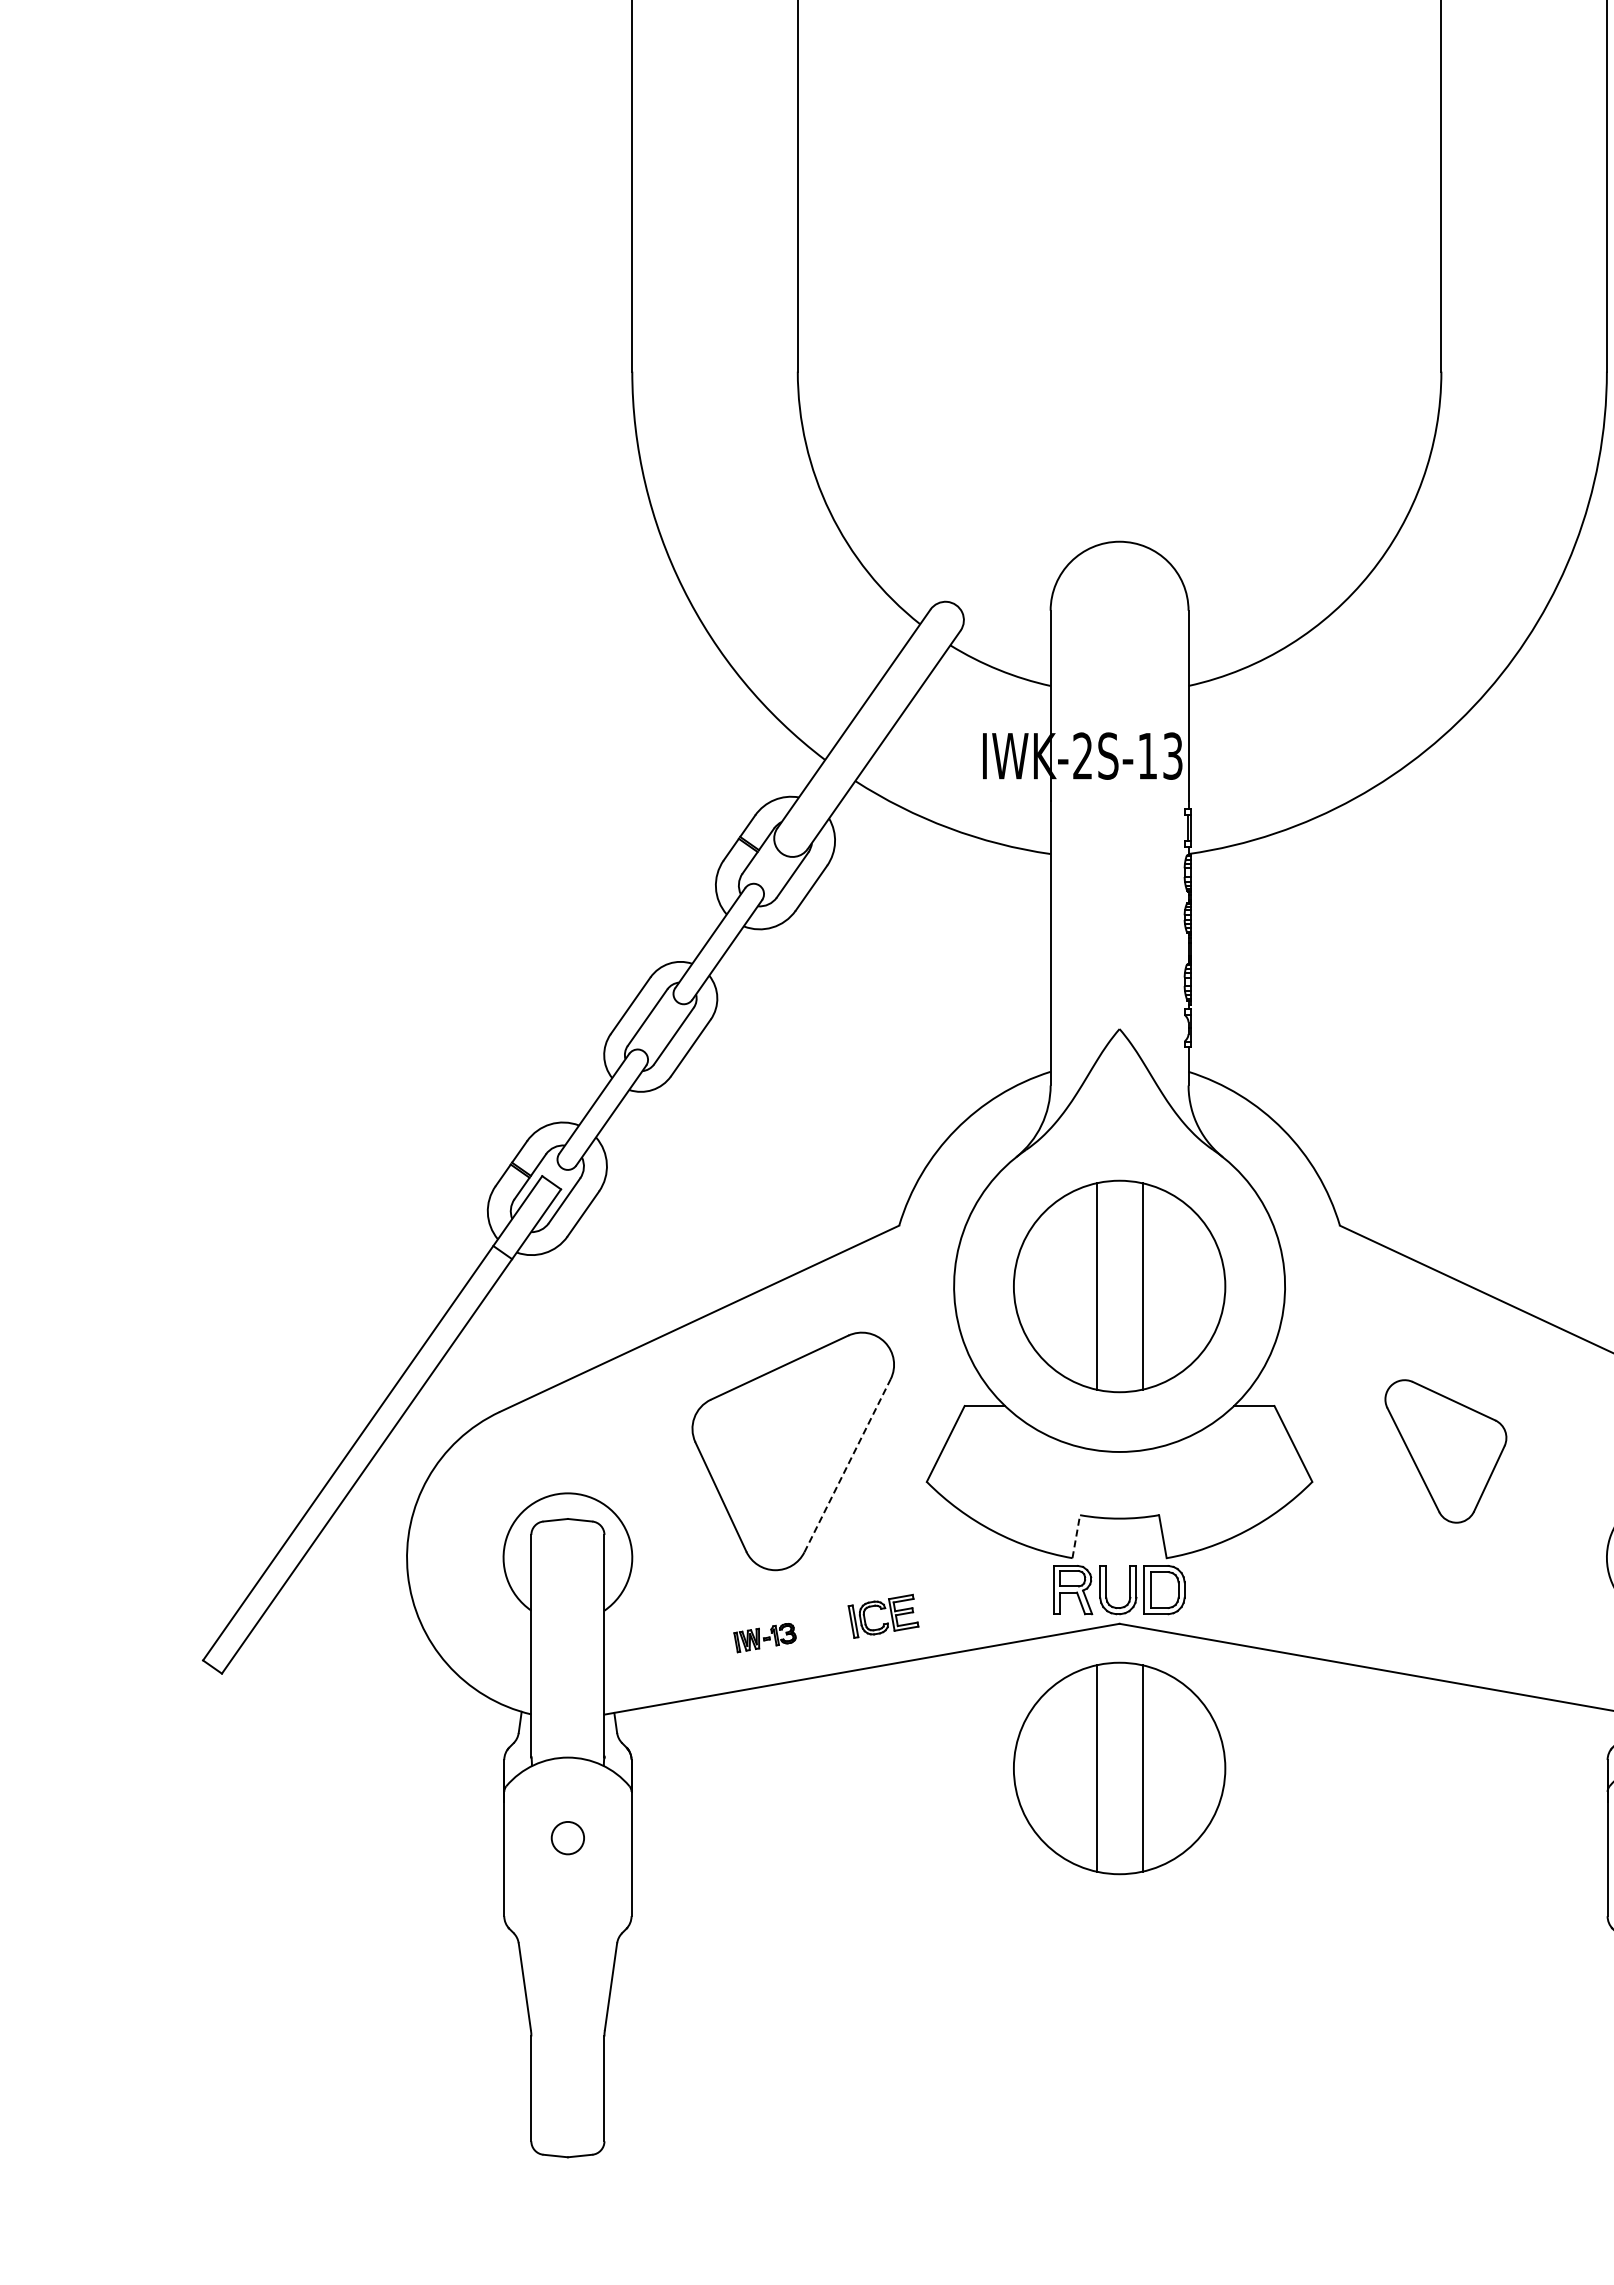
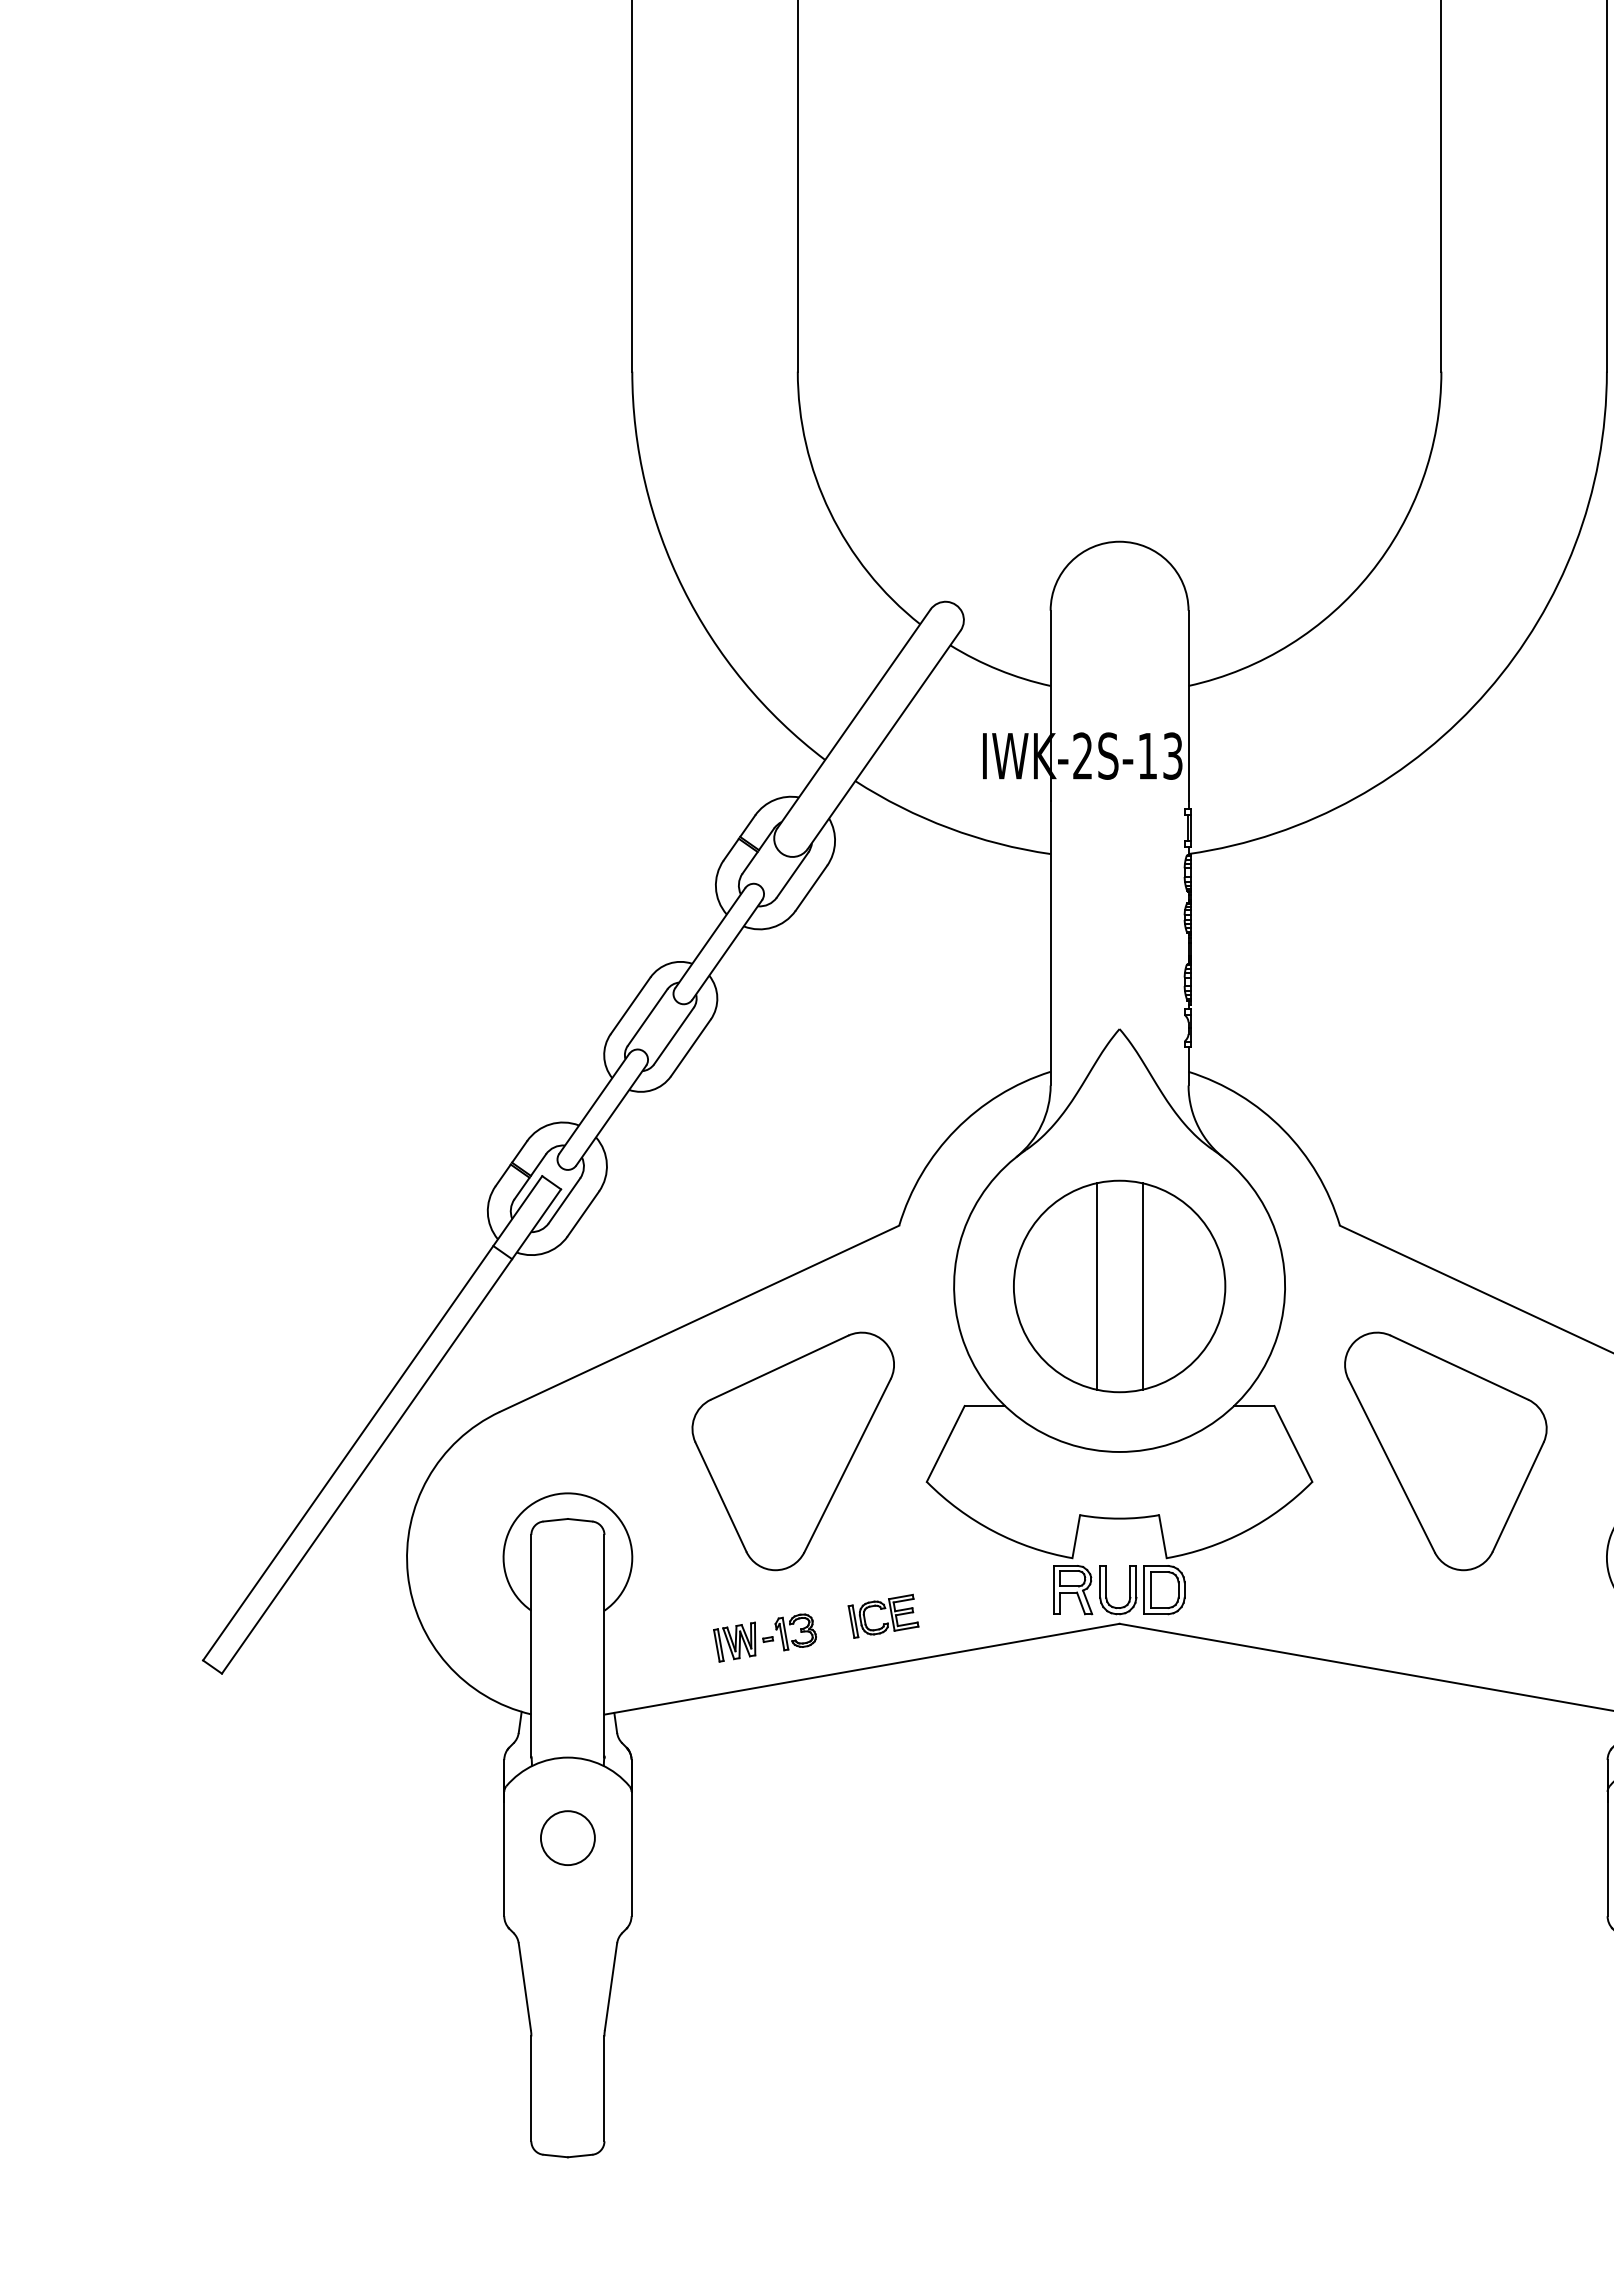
part size: 124x145 px -> 204x241 px (1445, 1451)
line: dashed -> solid (847, 1465)
line: dashed -> solid (1076, 1536)
part size: 64x31 px -> 104x50 px (764, 1637)
part: present -> none (1119, 1768)
circle diameter: 32 px -> 54 px (567, 1838)
